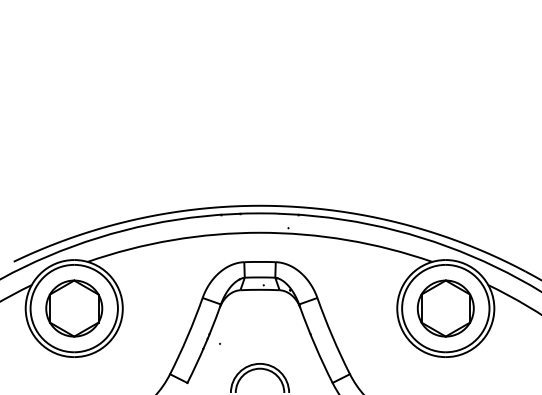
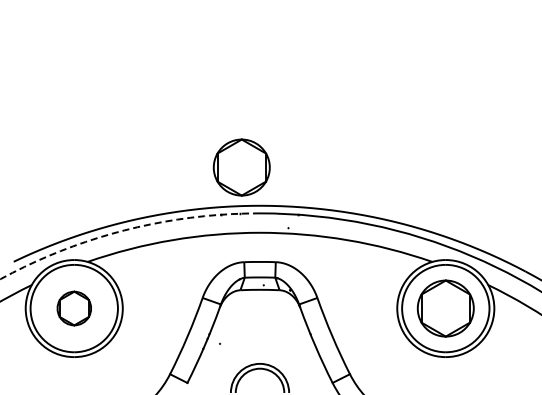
part: none -> present (241, 167)
arc: solid -> dashed (124, 230)
part size: 59x59 px -> 36x37 px (73, 308)
